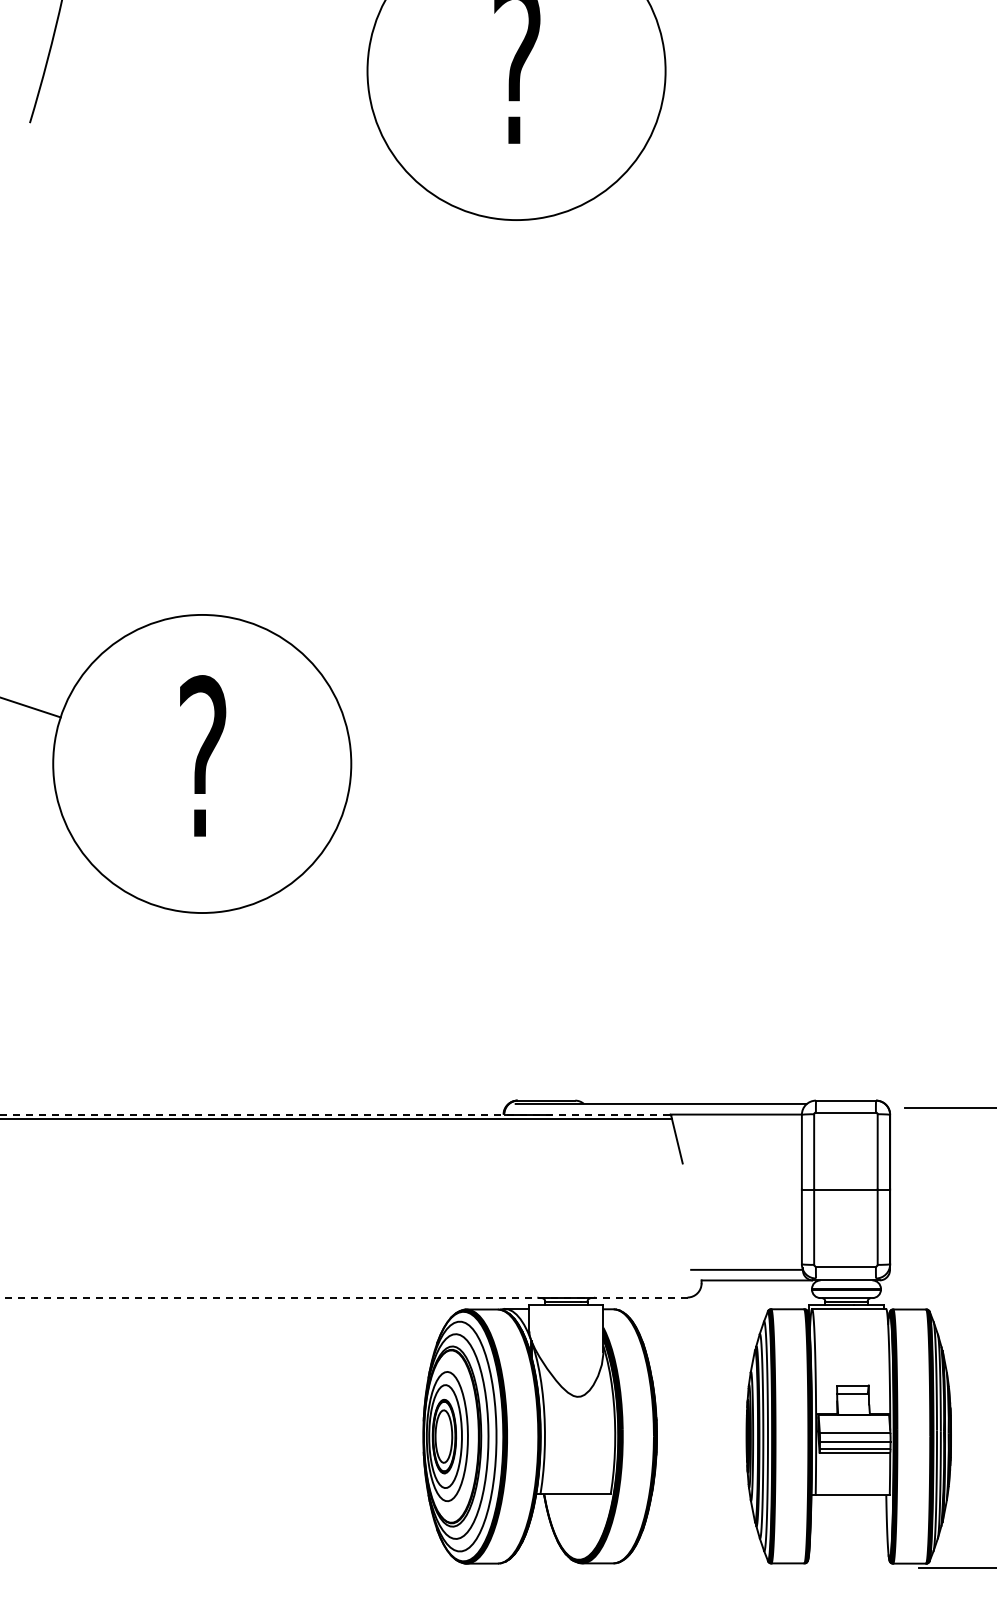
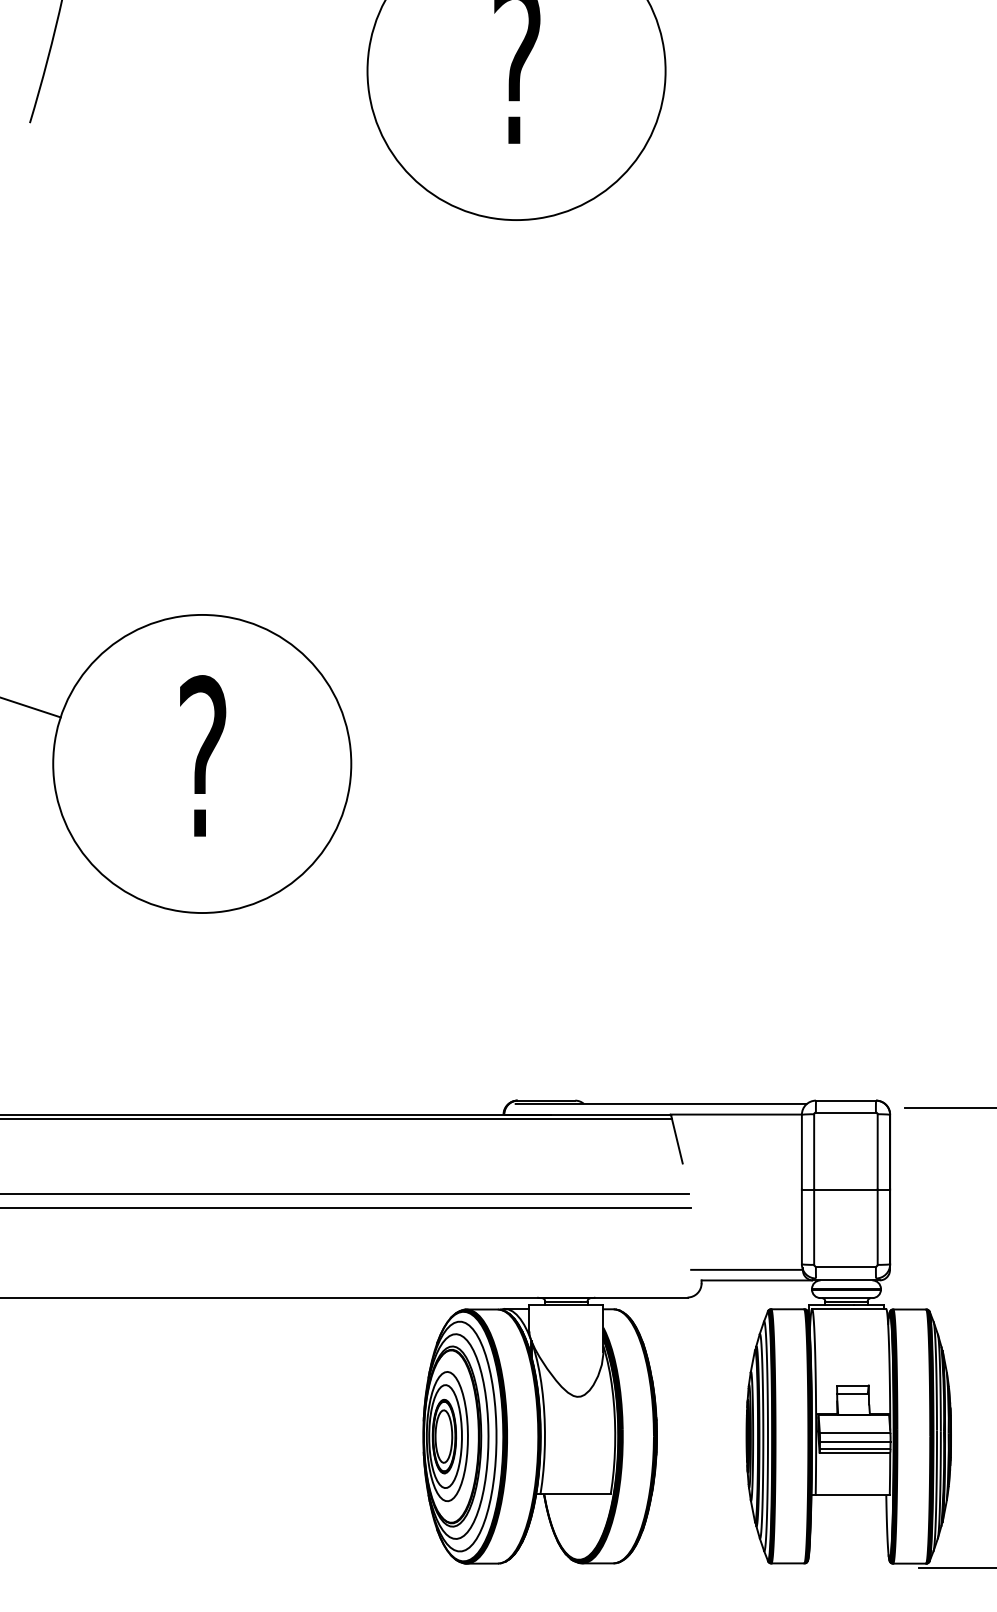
line: dashed -> solid (335, 1114)
line: none -> present (345, 1194)
line: none -> present (346, 1207)
line: dashed -> solid (344, 1297)
